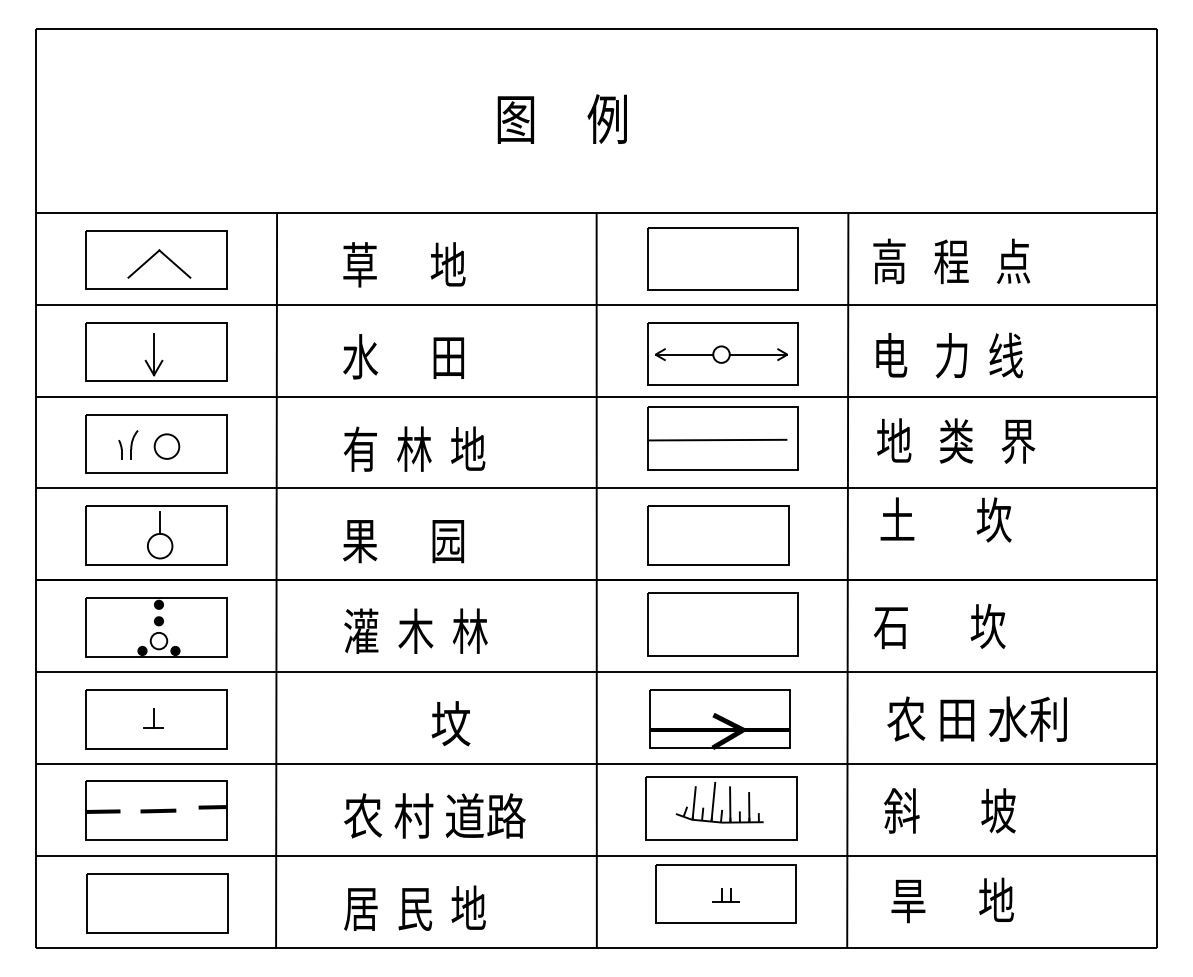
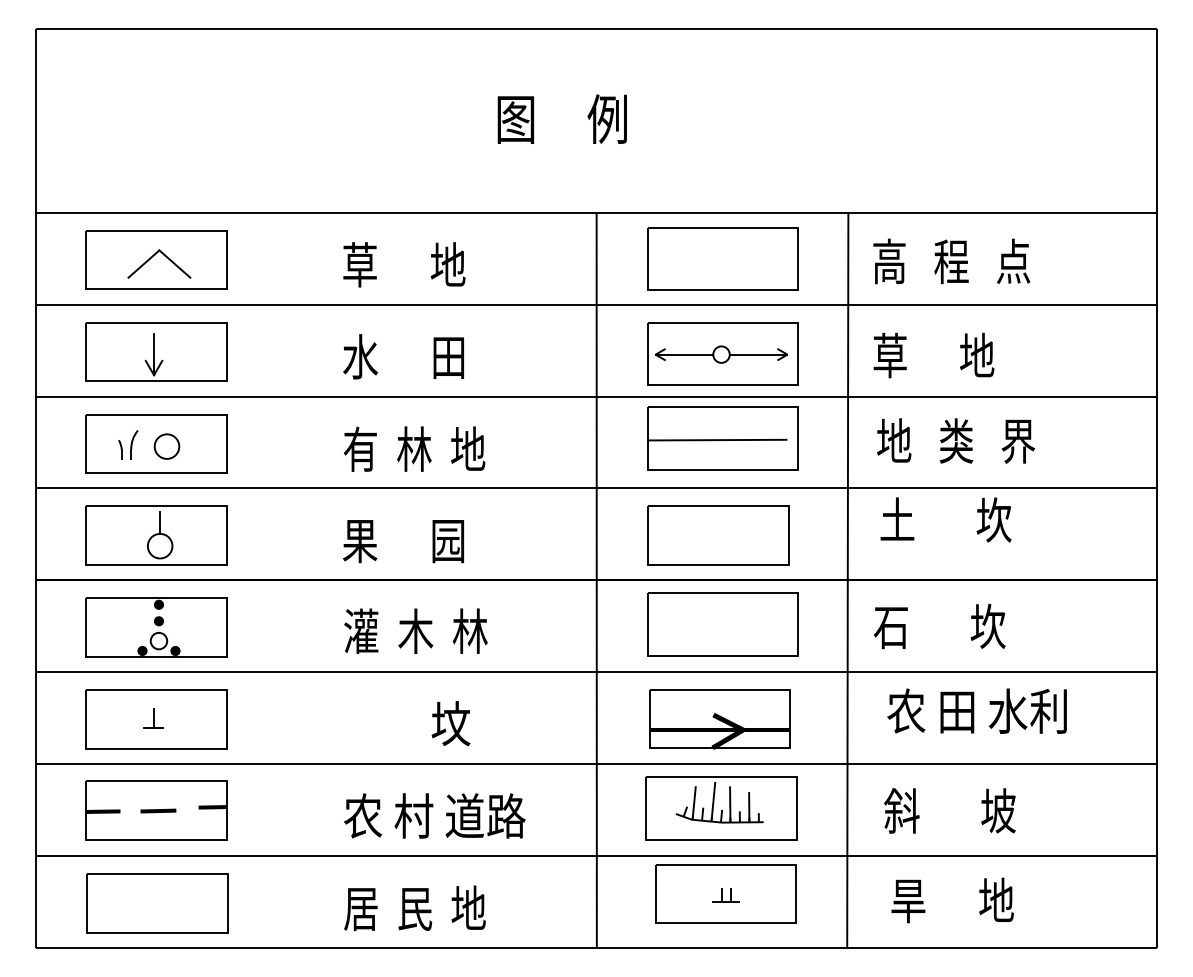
text: 电   力  线 -> 草      地 (948, 355)
line: present -> none (276, 579)
text position: (976, 718) -> (976, 710) (976, 710)
